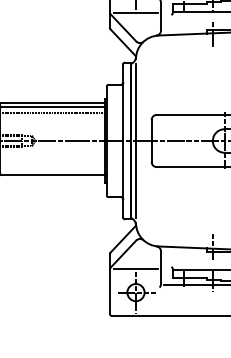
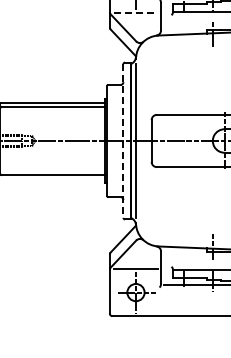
line: solid -> dashed (136, 13)
line: present -> none (53, 112)
line: solid -> dashed (123, 141)
